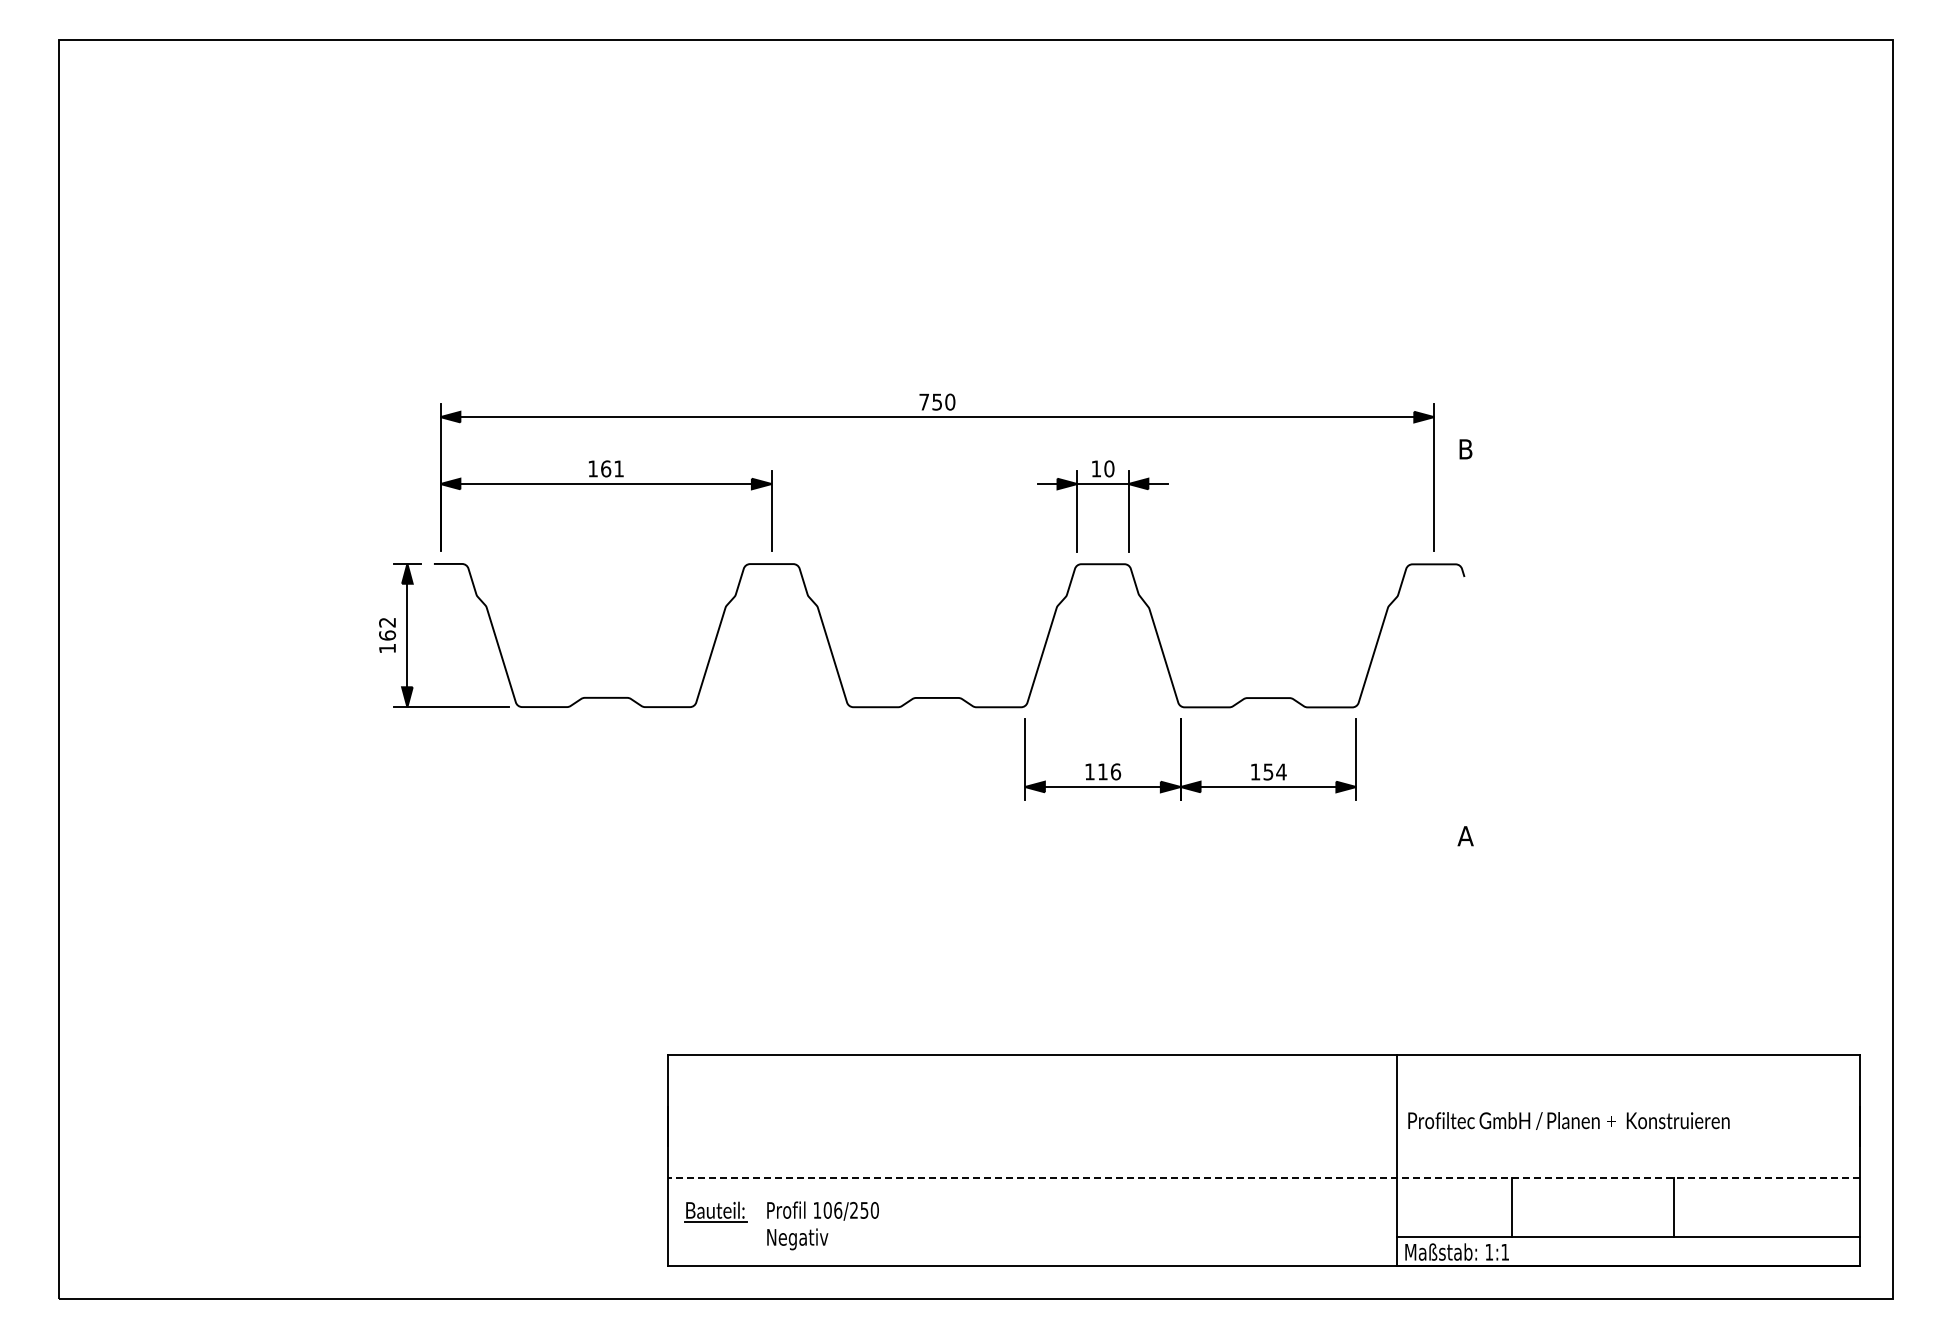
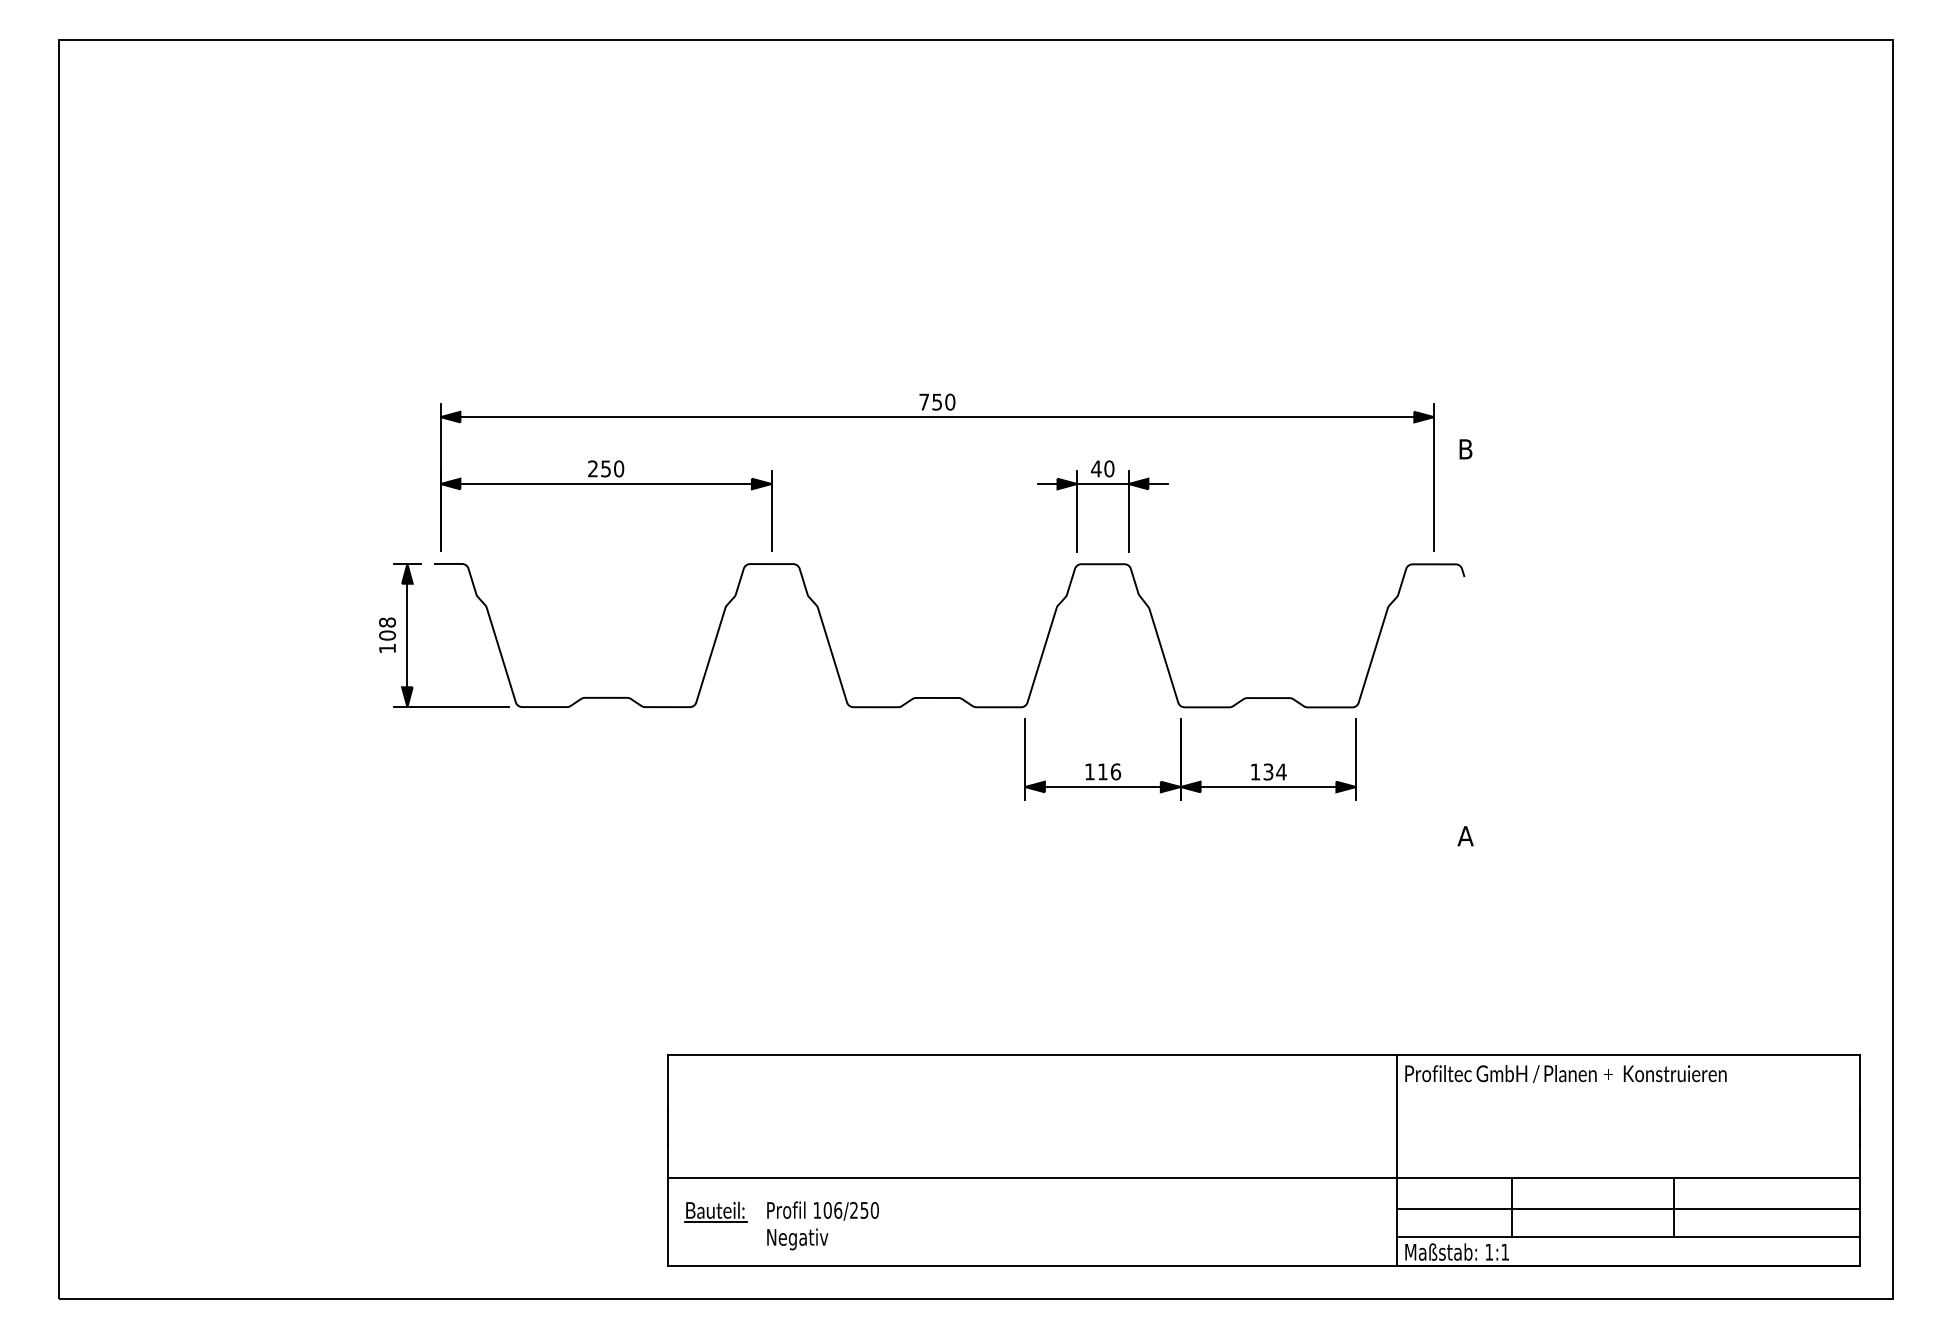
text: 161 -> 250 (606, 468)
text: 10 -> 40 (1096, 468)
text: 162 -> 108 (387, 628)
text: 154 -> 134 (1268, 771)
text position: (1568, 1120) -> (1565, 1073) (1565, 1073)
line: dashed -> solid (1263, 1178)
line: none -> present (1628, 1208)
